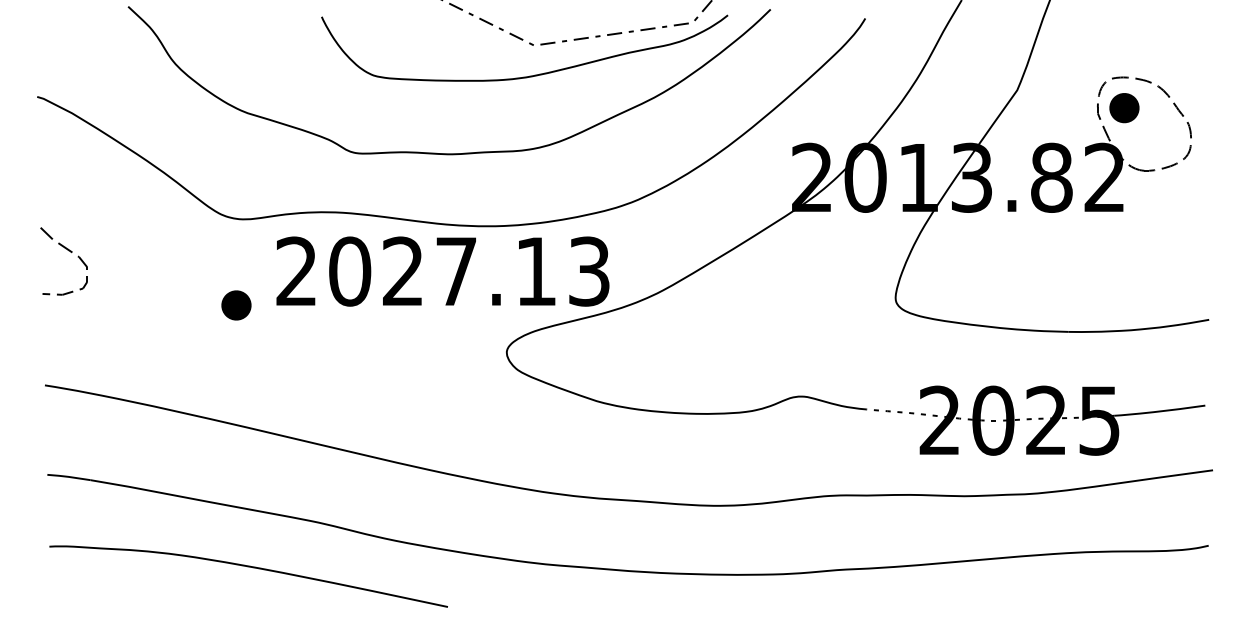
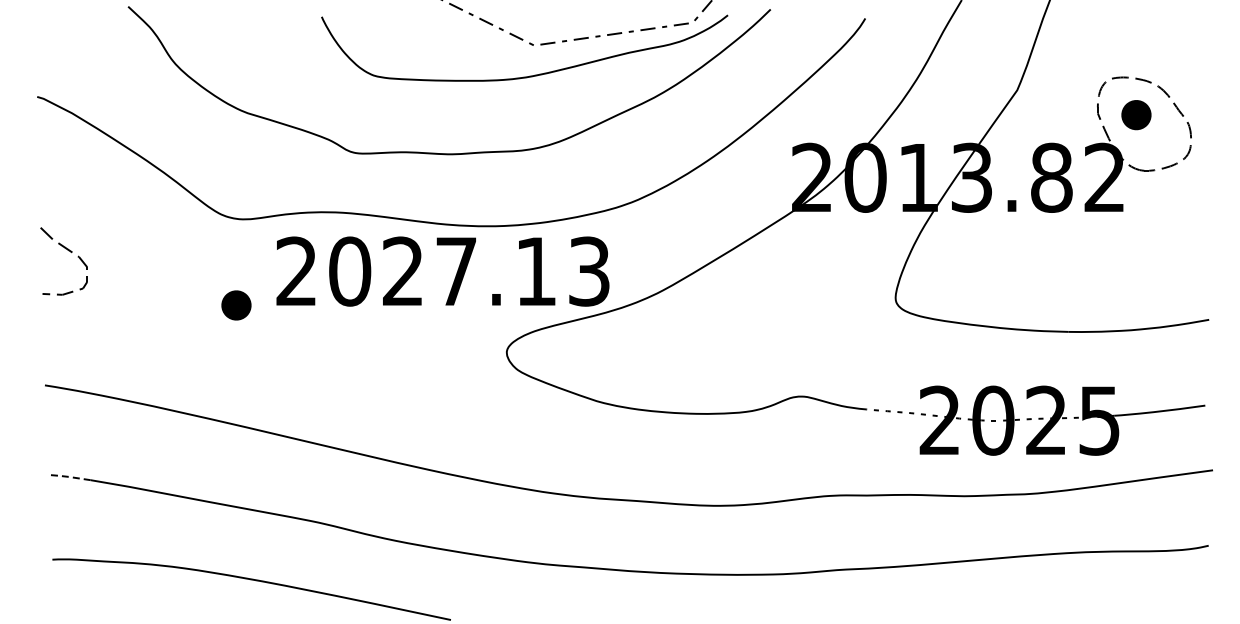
part position: (1124, 108) -> (1136, 115) (1136, 115)
line: solid -> dashed (68, 476)
curve position: (248, 567) -> (251, 580) (251, 580)
